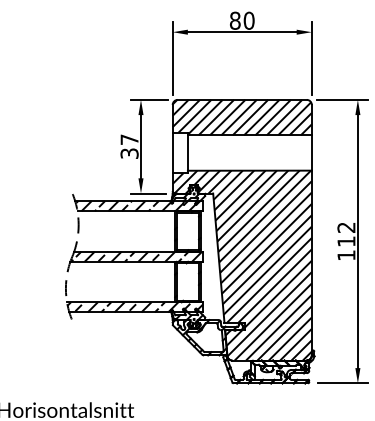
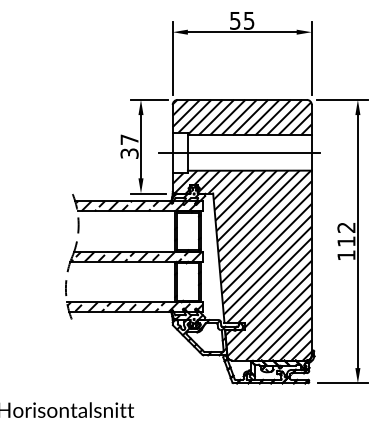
text: 80 -> 55 (242, 20)
line: none -> present (239, 153)
